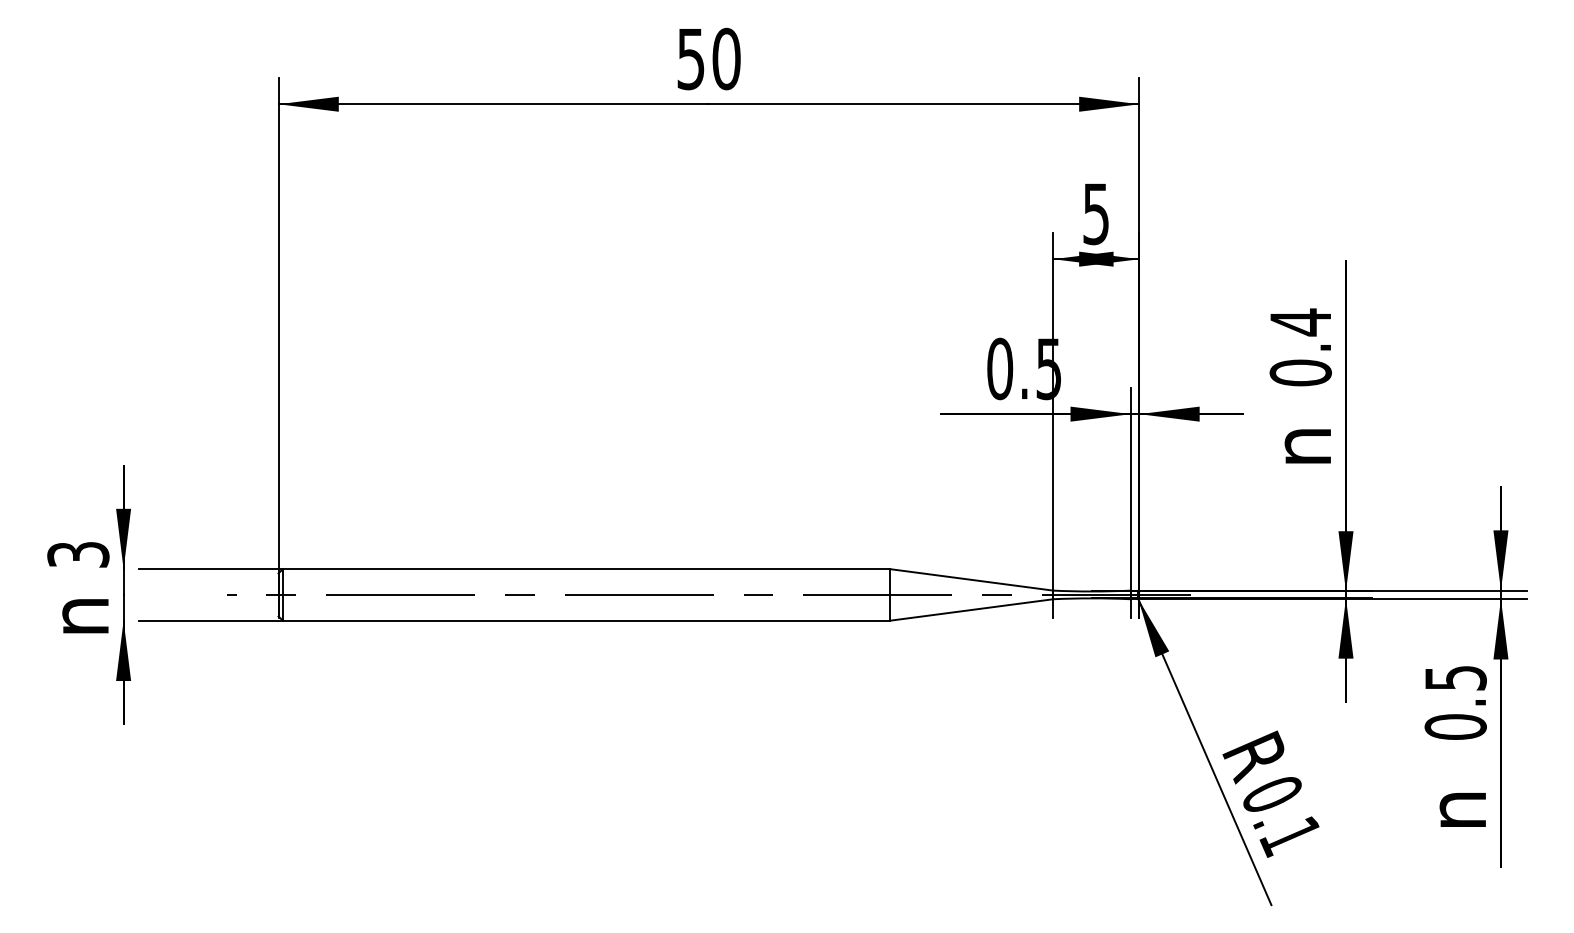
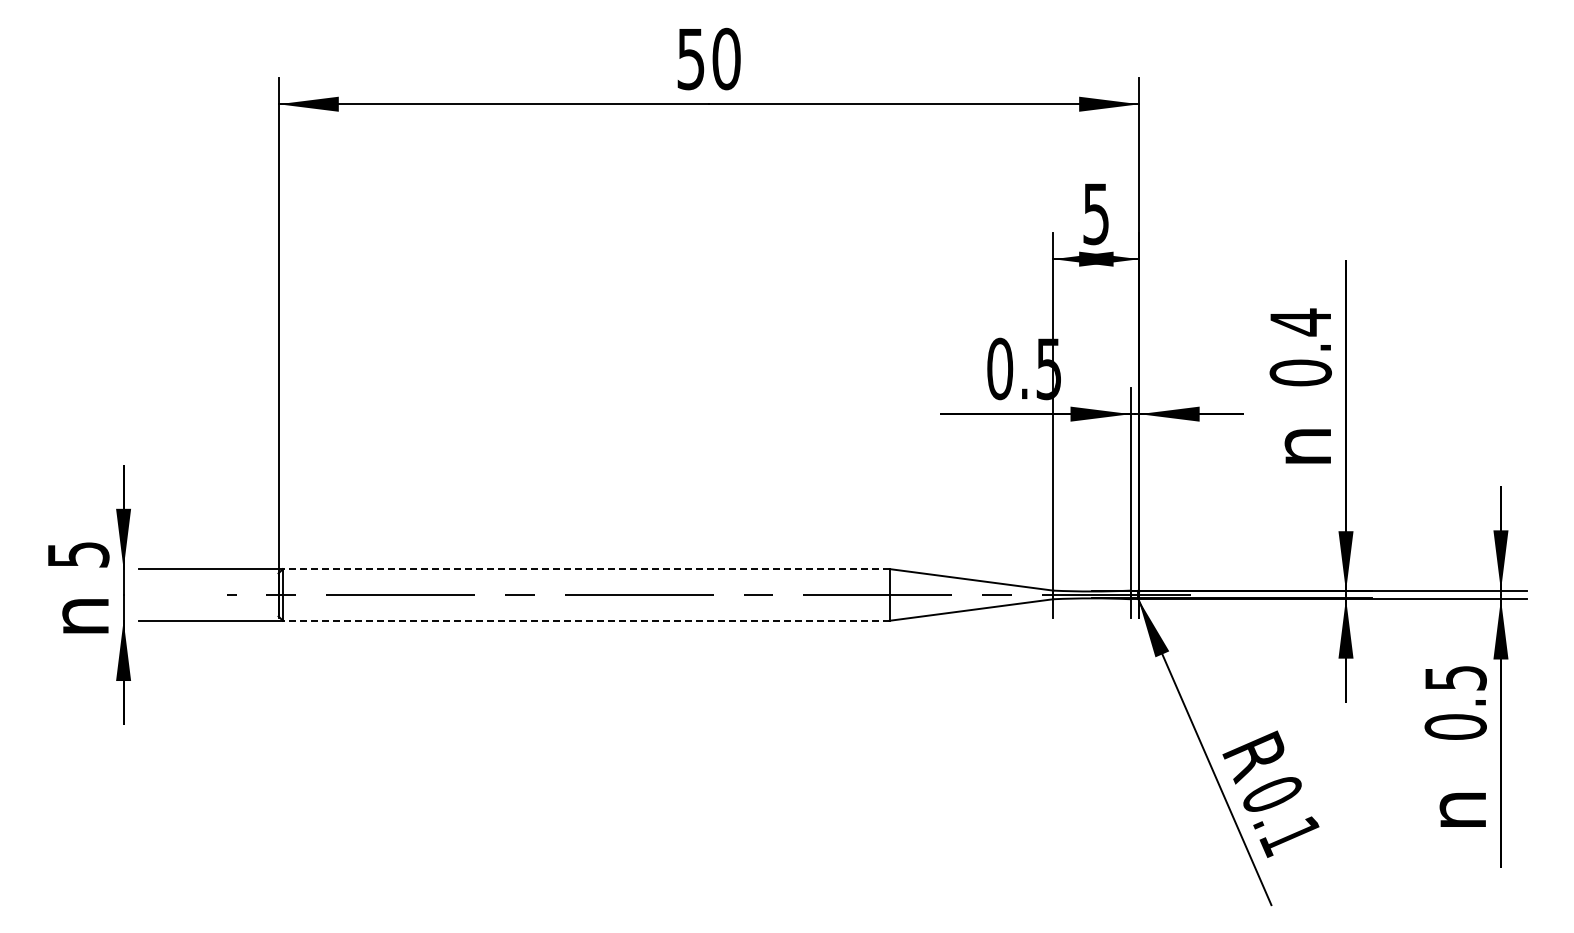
text: 3 -> 5 (77, 554)
line: solid -> dashed (585, 569)
line: solid -> dashed (585, 620)
